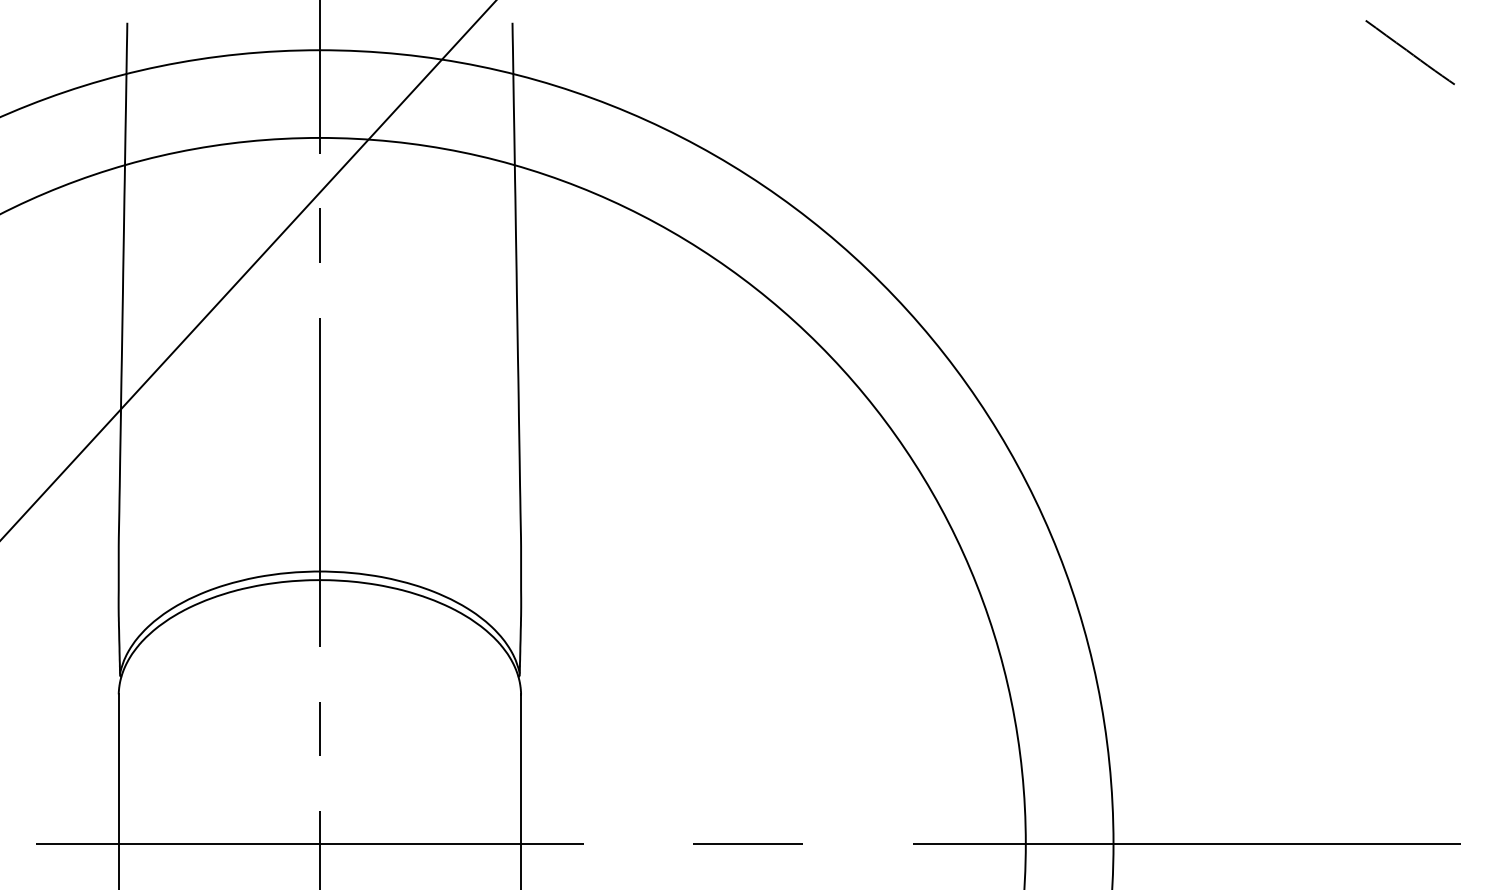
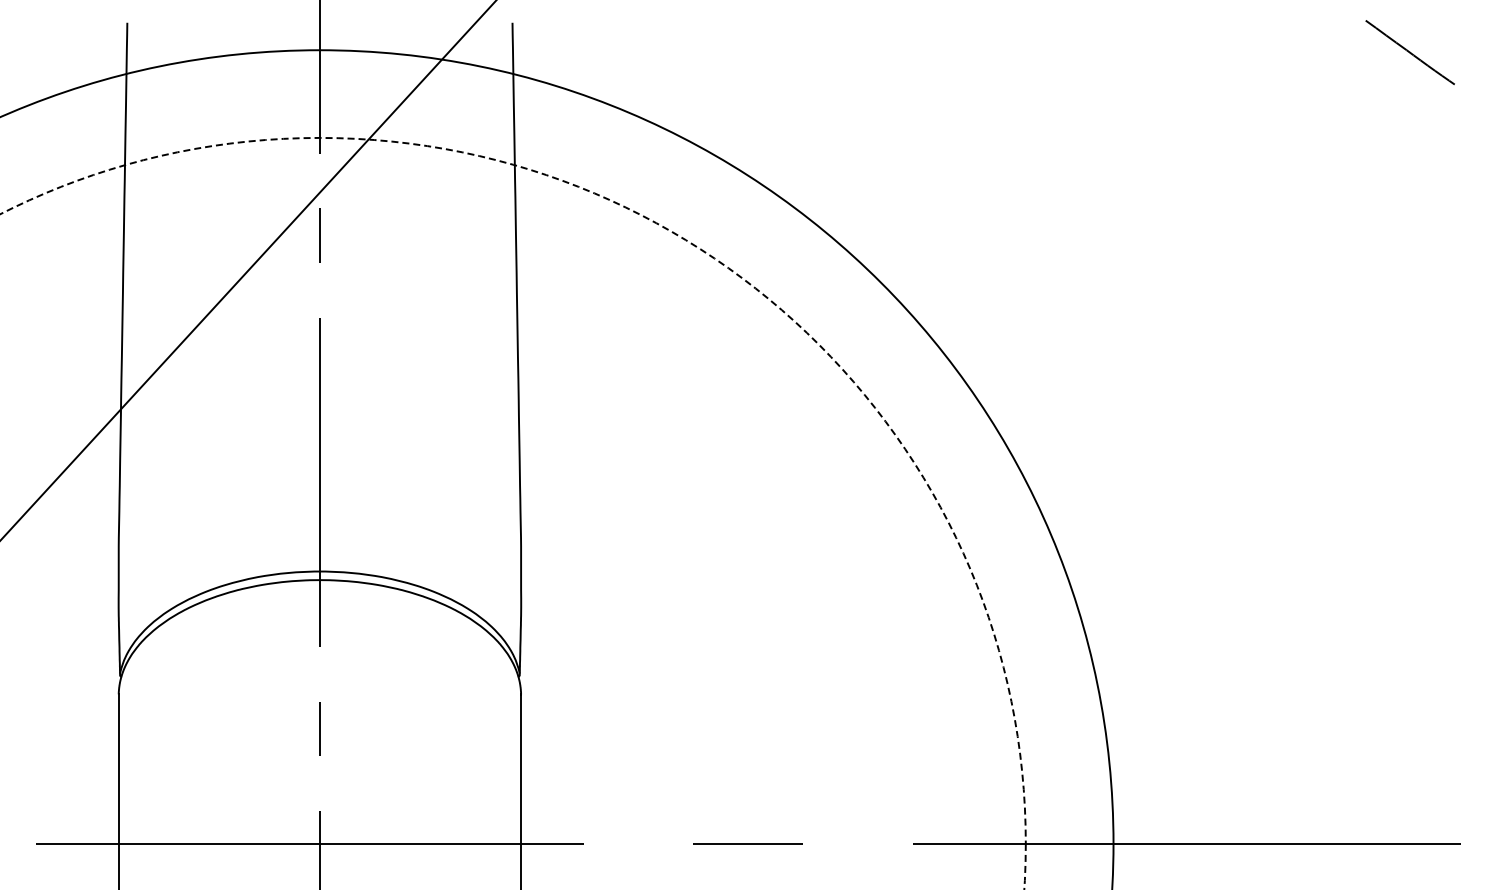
circle: solid -> dashed (512, 513)
